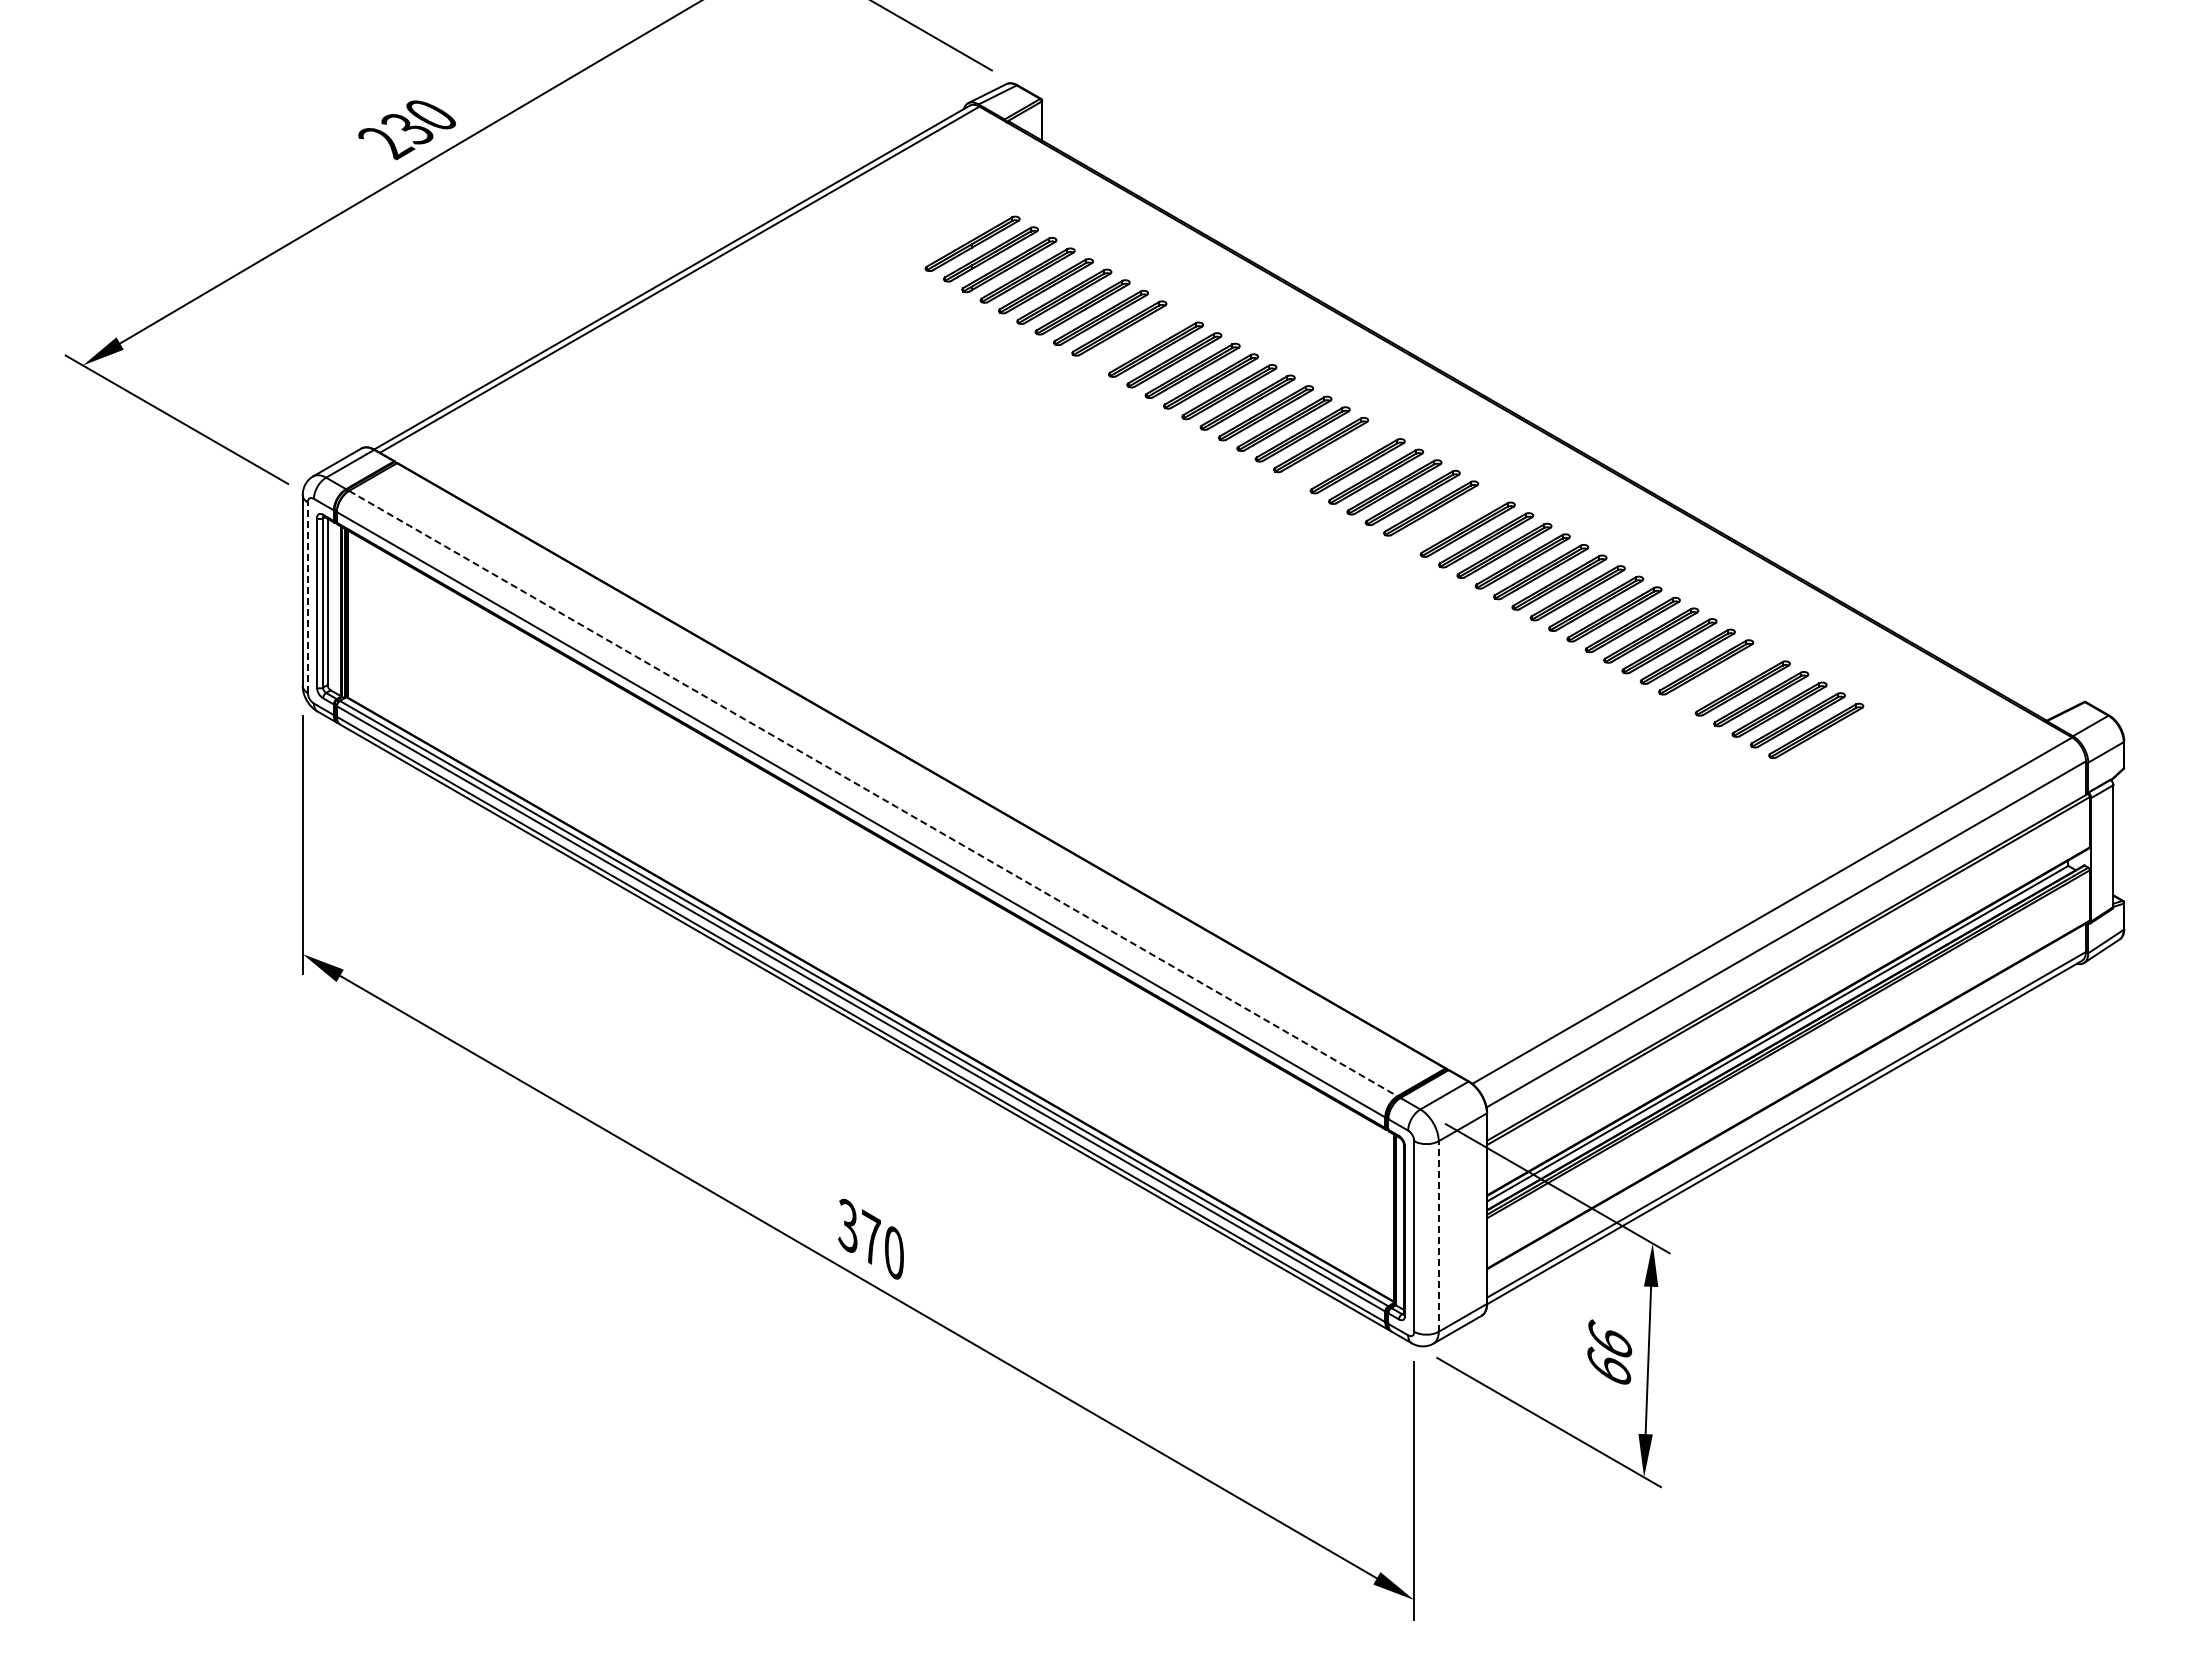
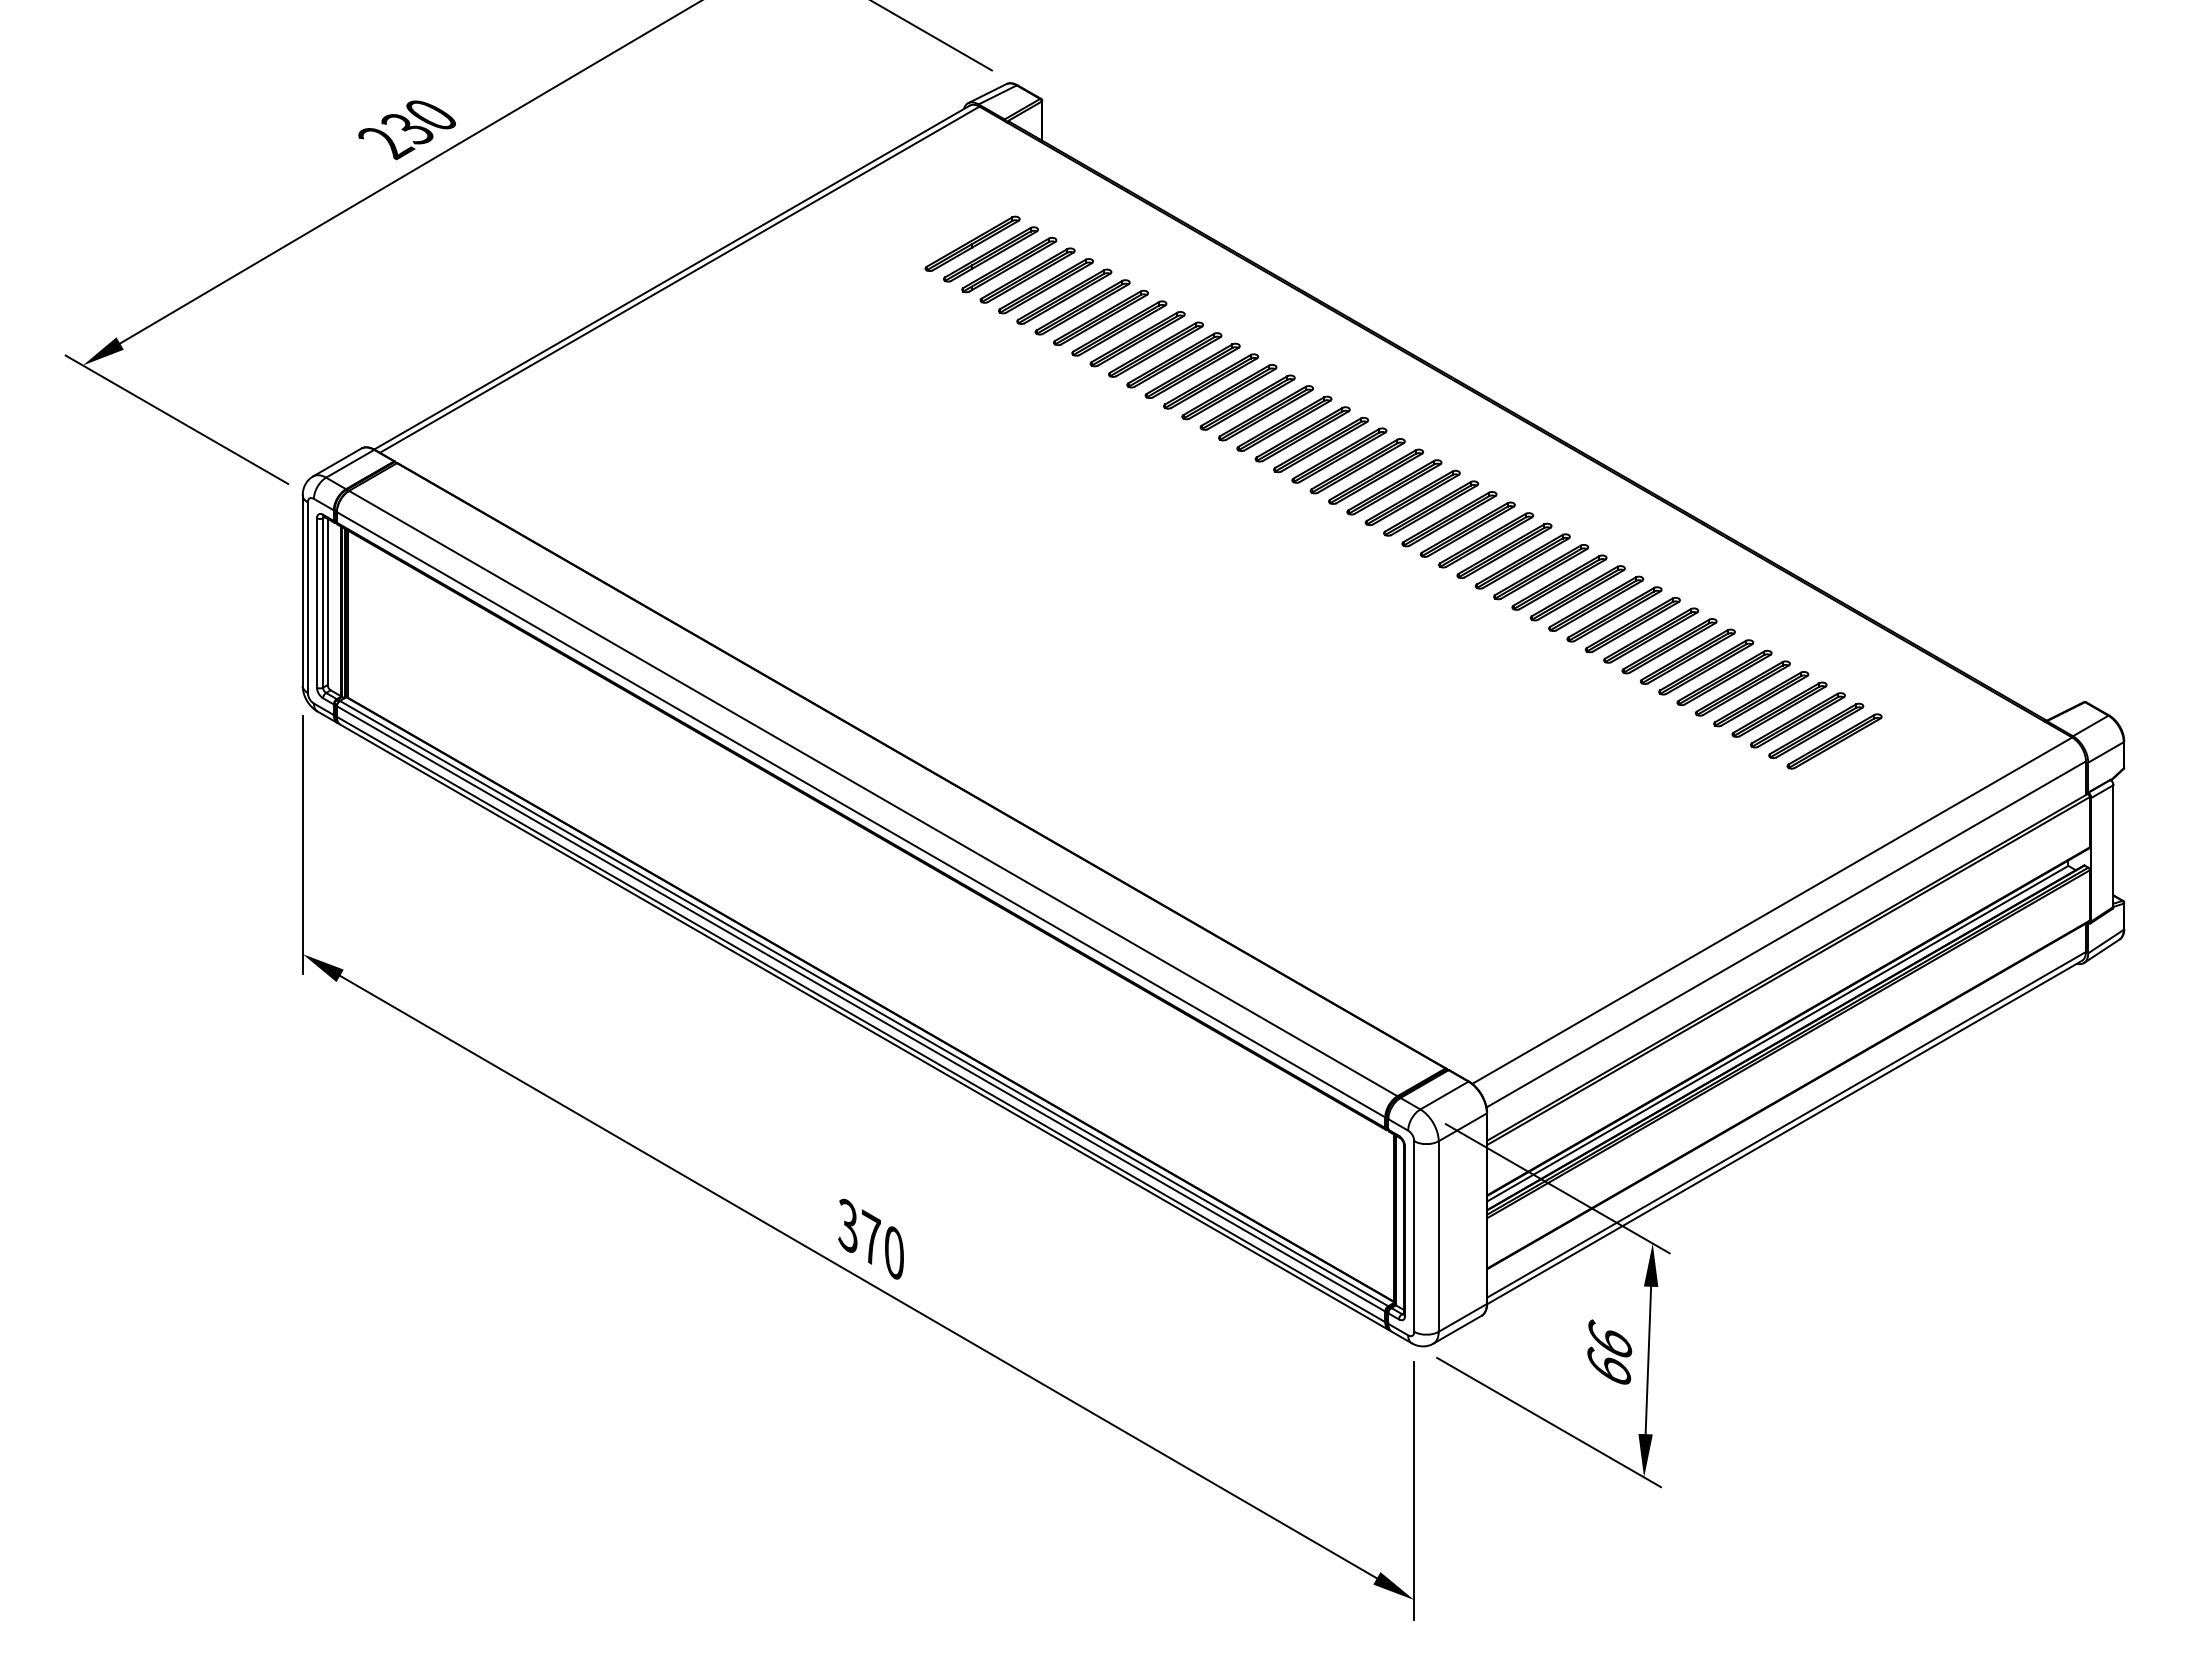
part: none -> present (1137, 339)
part: none -> present (1339, 455)
part: none -> present (1449, 519)
line: dashed -> solid (307, 597)
part: none -> present (1724, 677)
part: none -> present (1834, 741)
line: dashed -> solid (873, 793)
line: dashed -> solid (1438, 1236)
